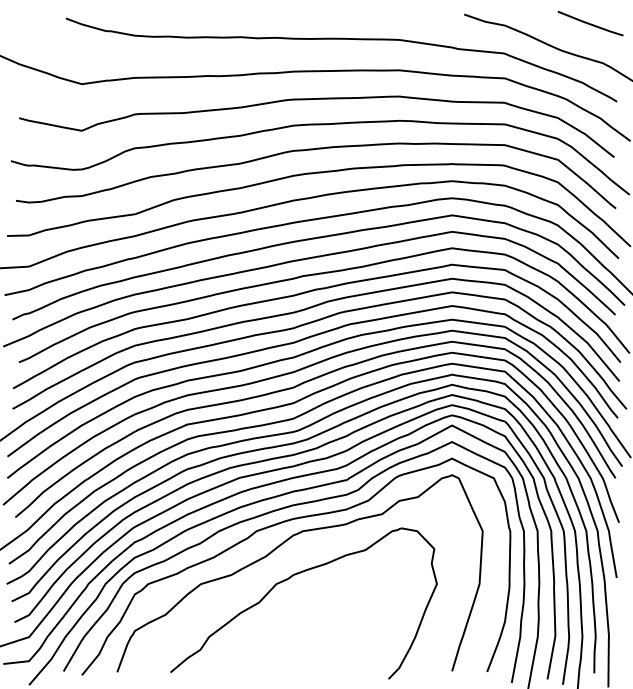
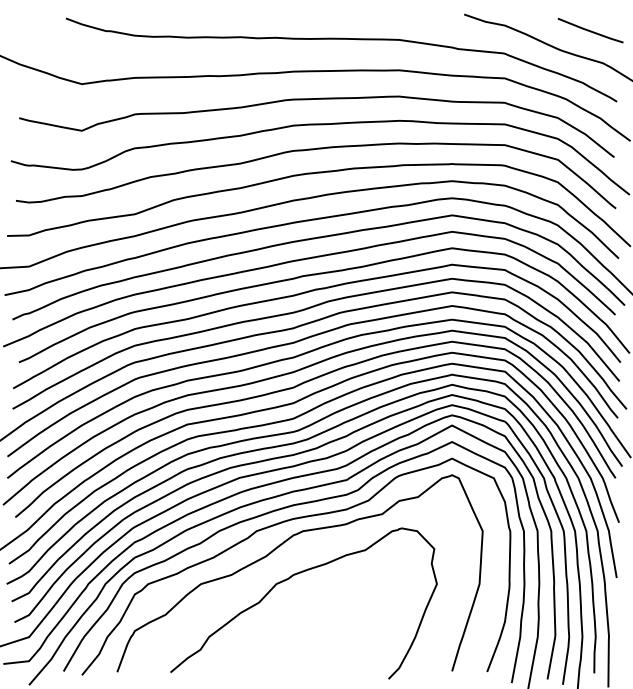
line position: (590, 23) -> (590, 30) (590, 30)
